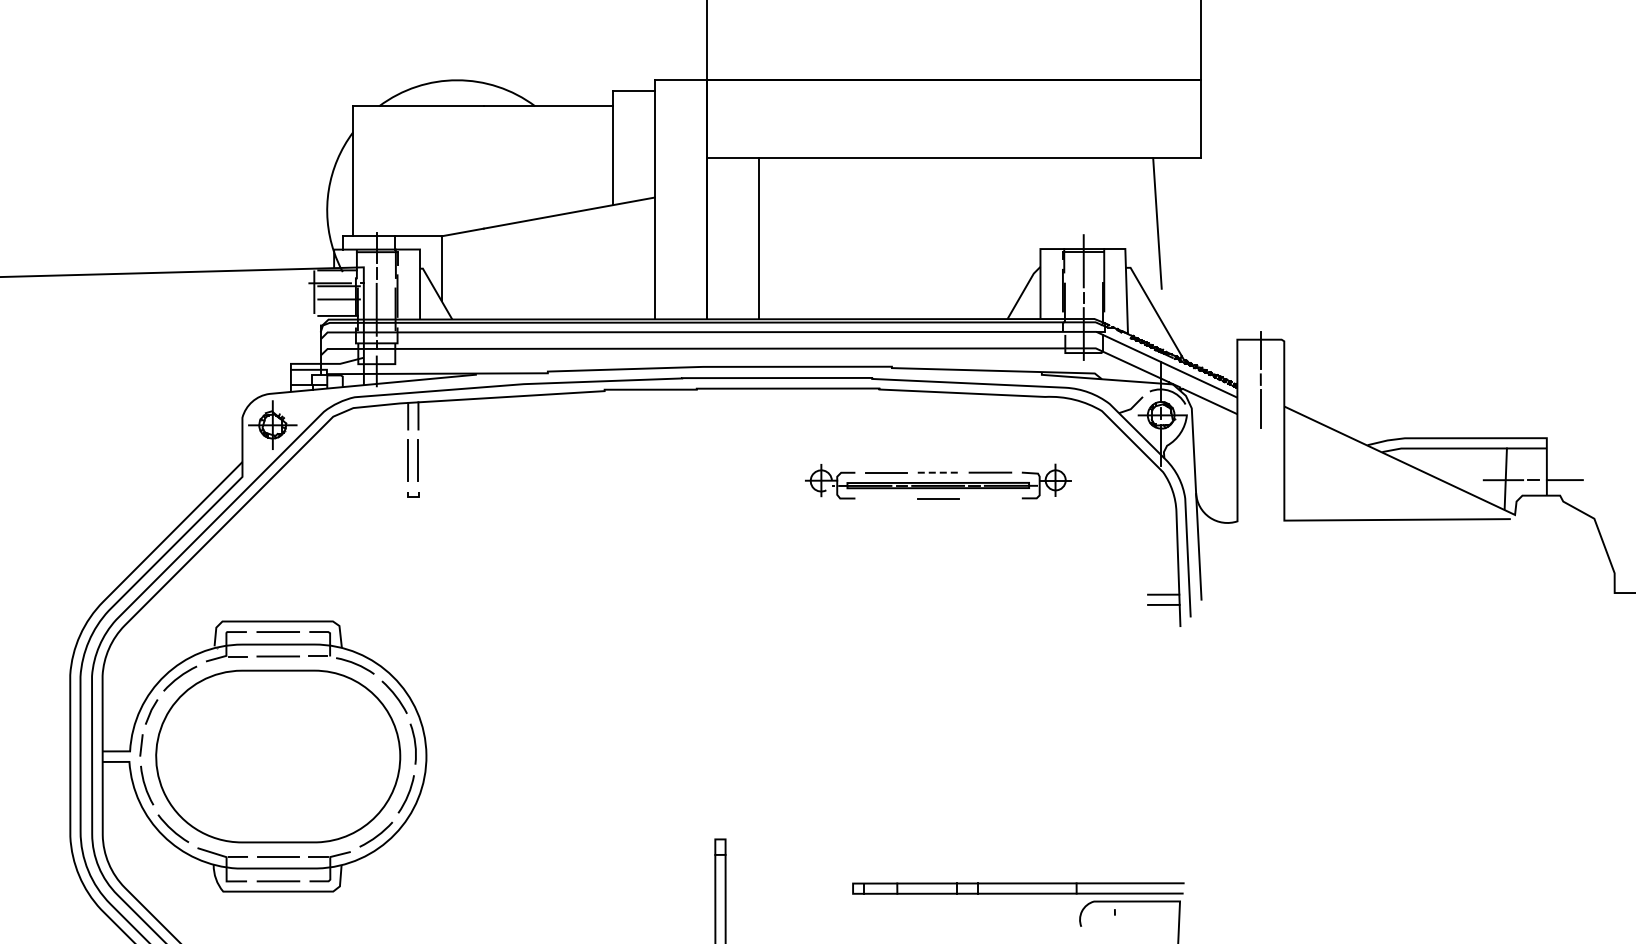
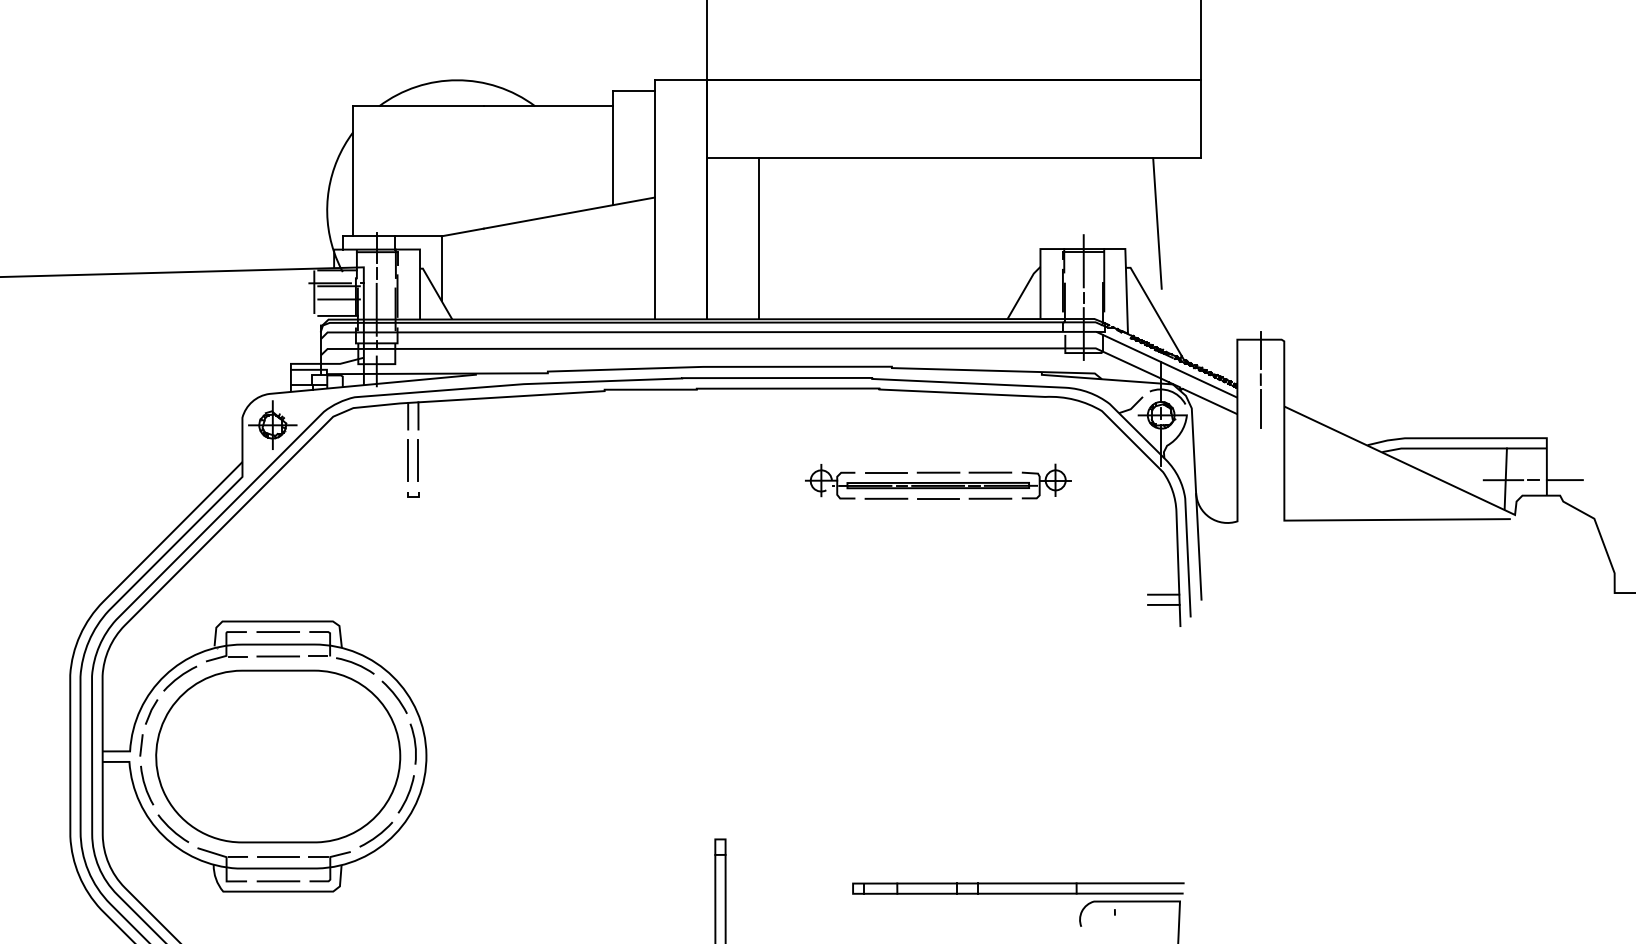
line: dashed -> solid (938, 472)
line: none -> present (886, 498)
line: none -> present (990, 498)
